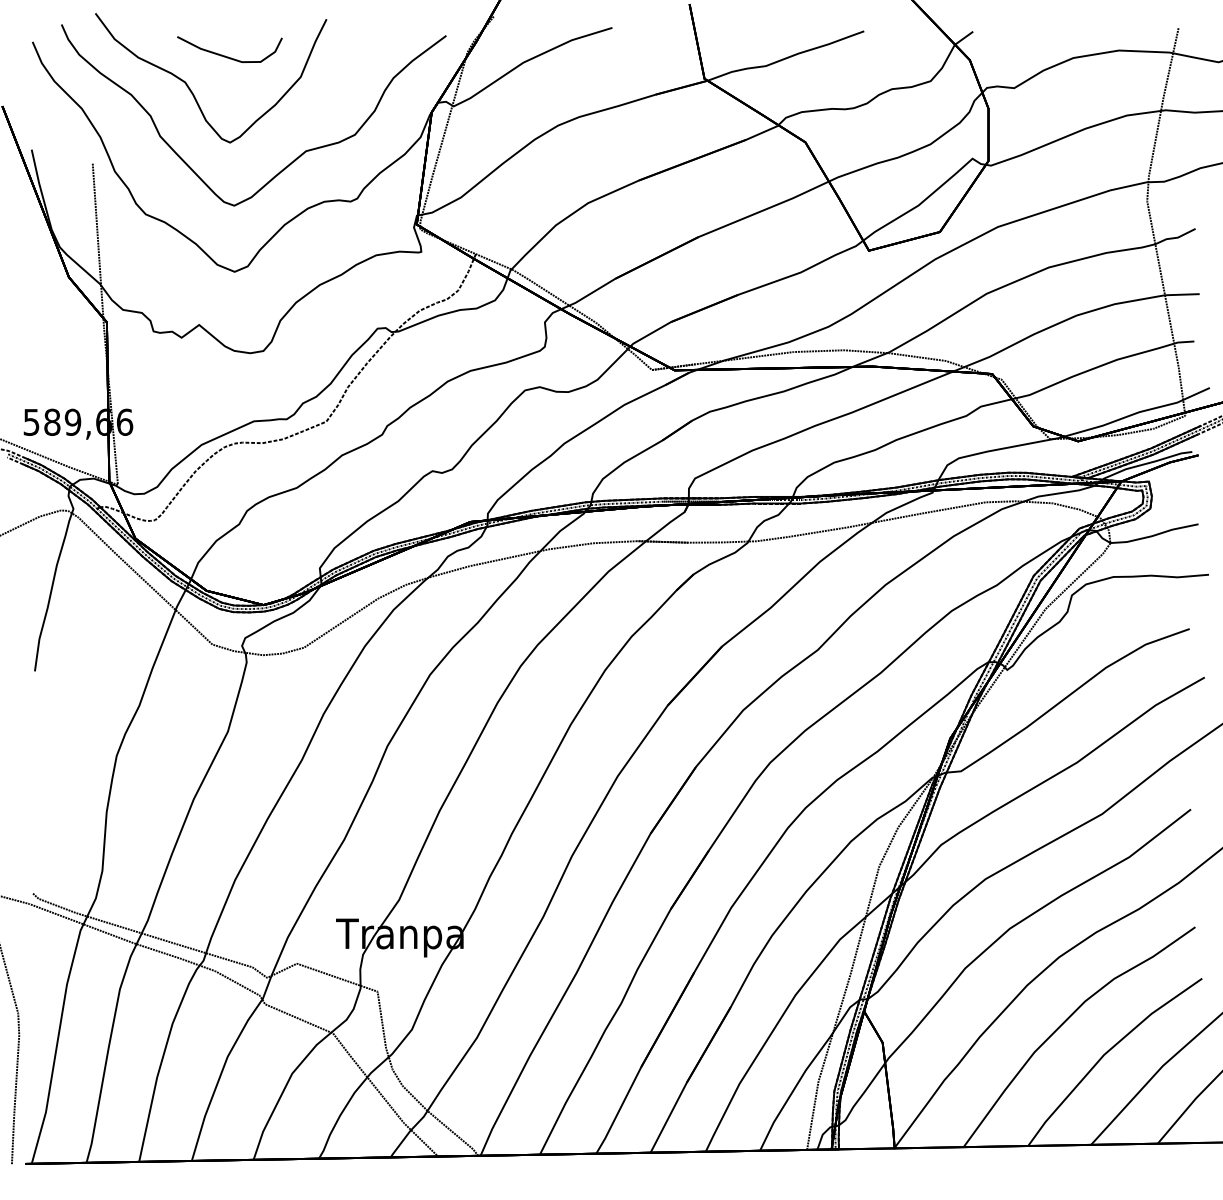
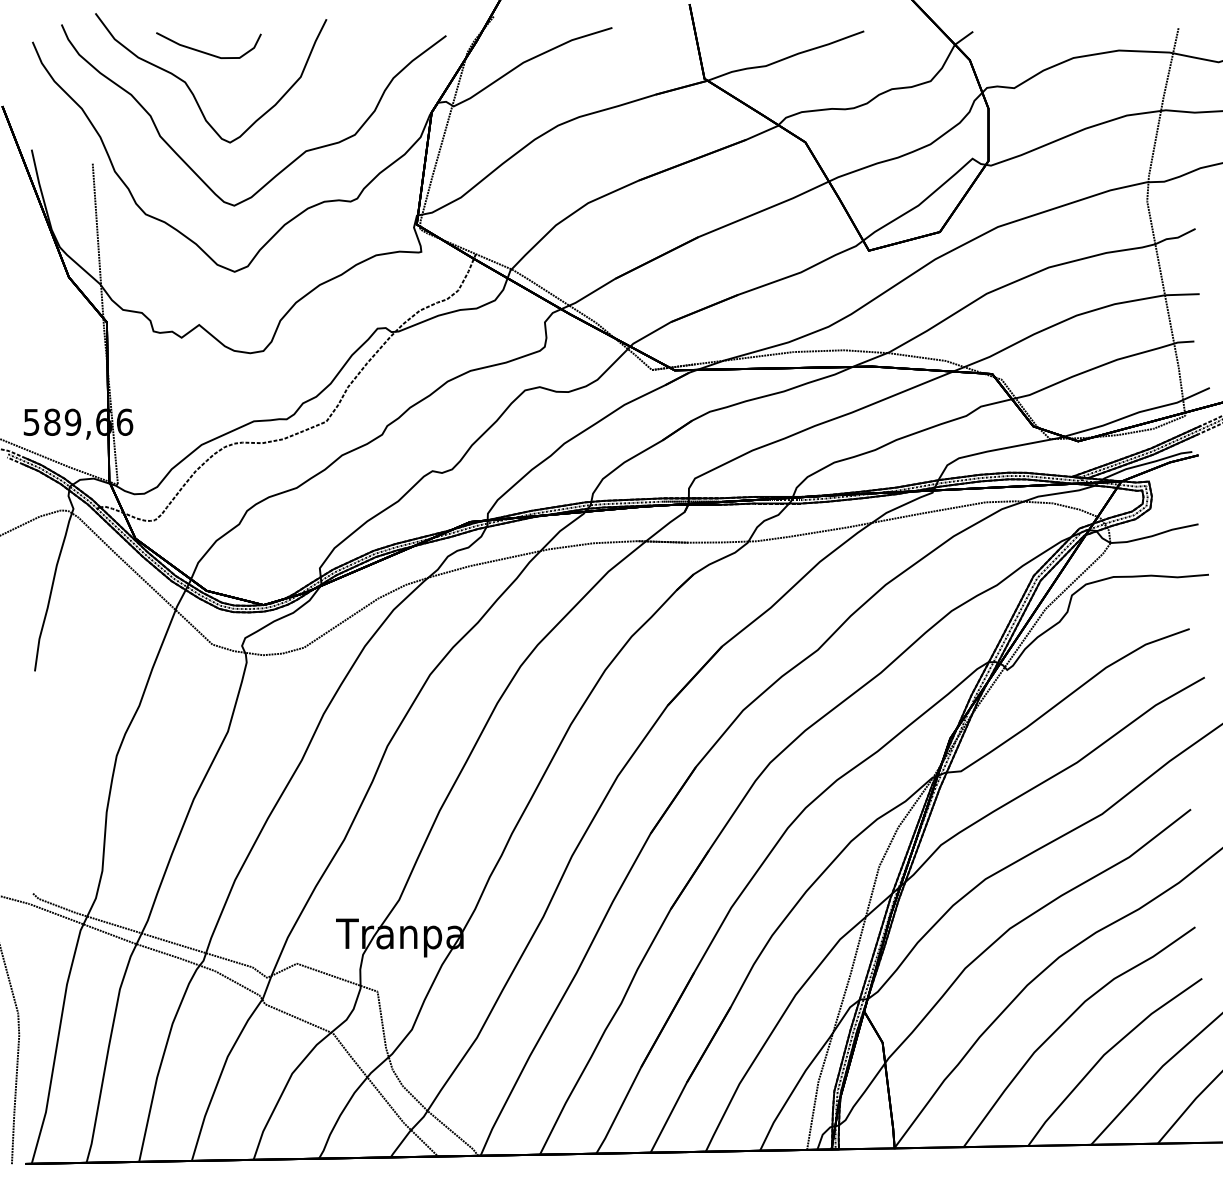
part position: (228, 56) -> (207, 52) (207, 52)
